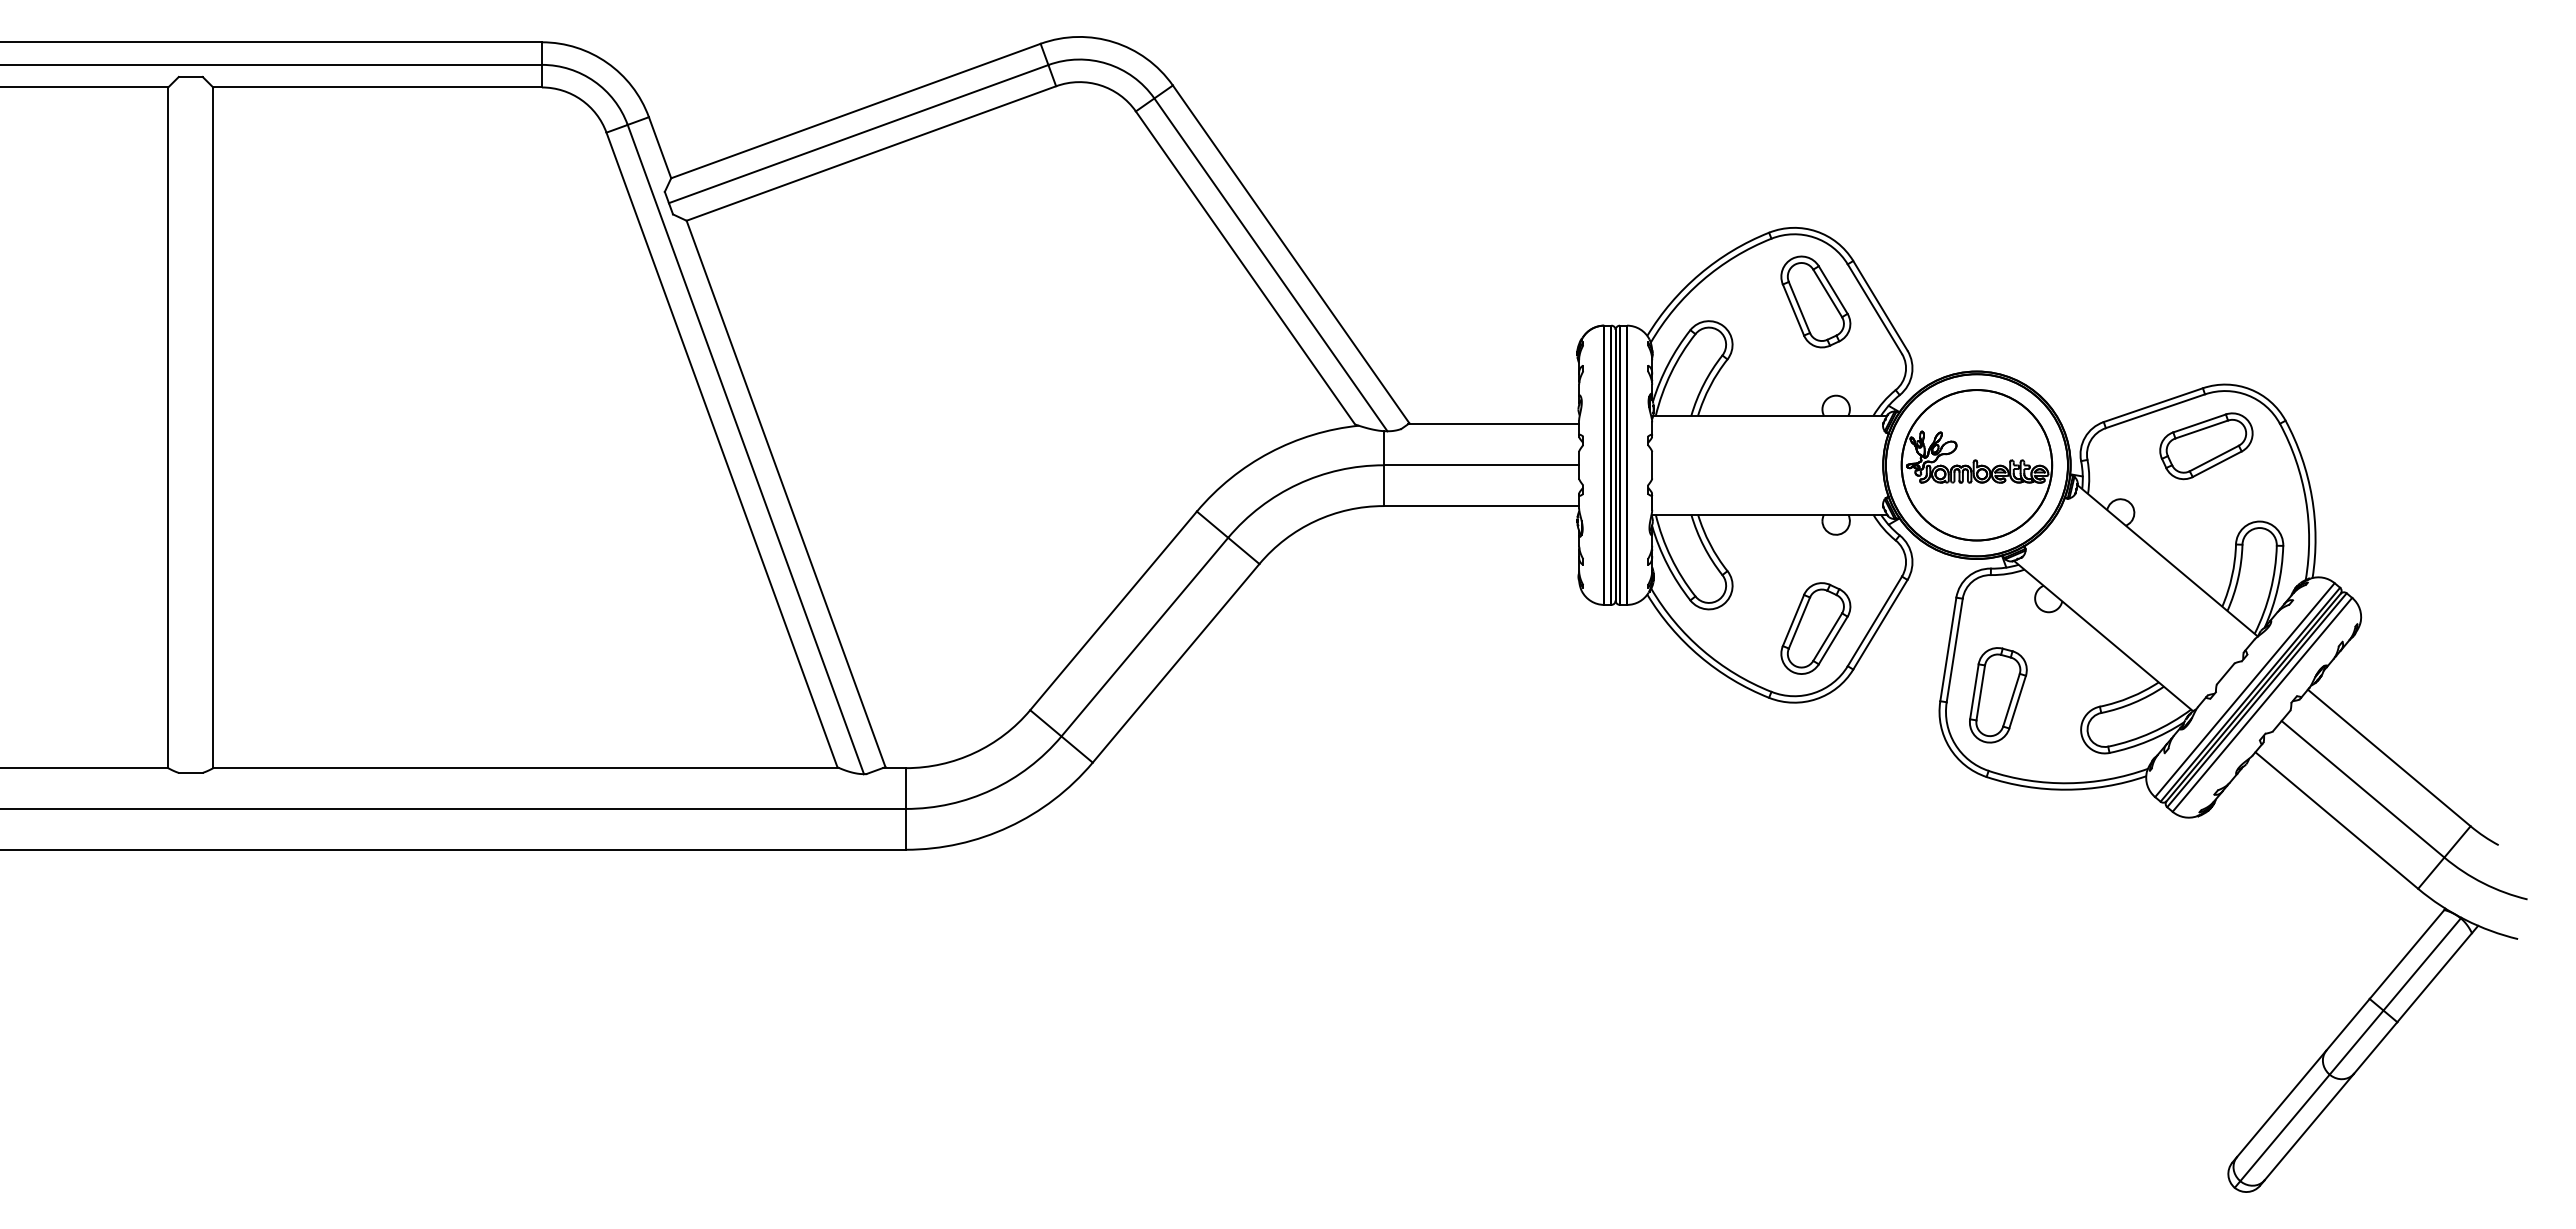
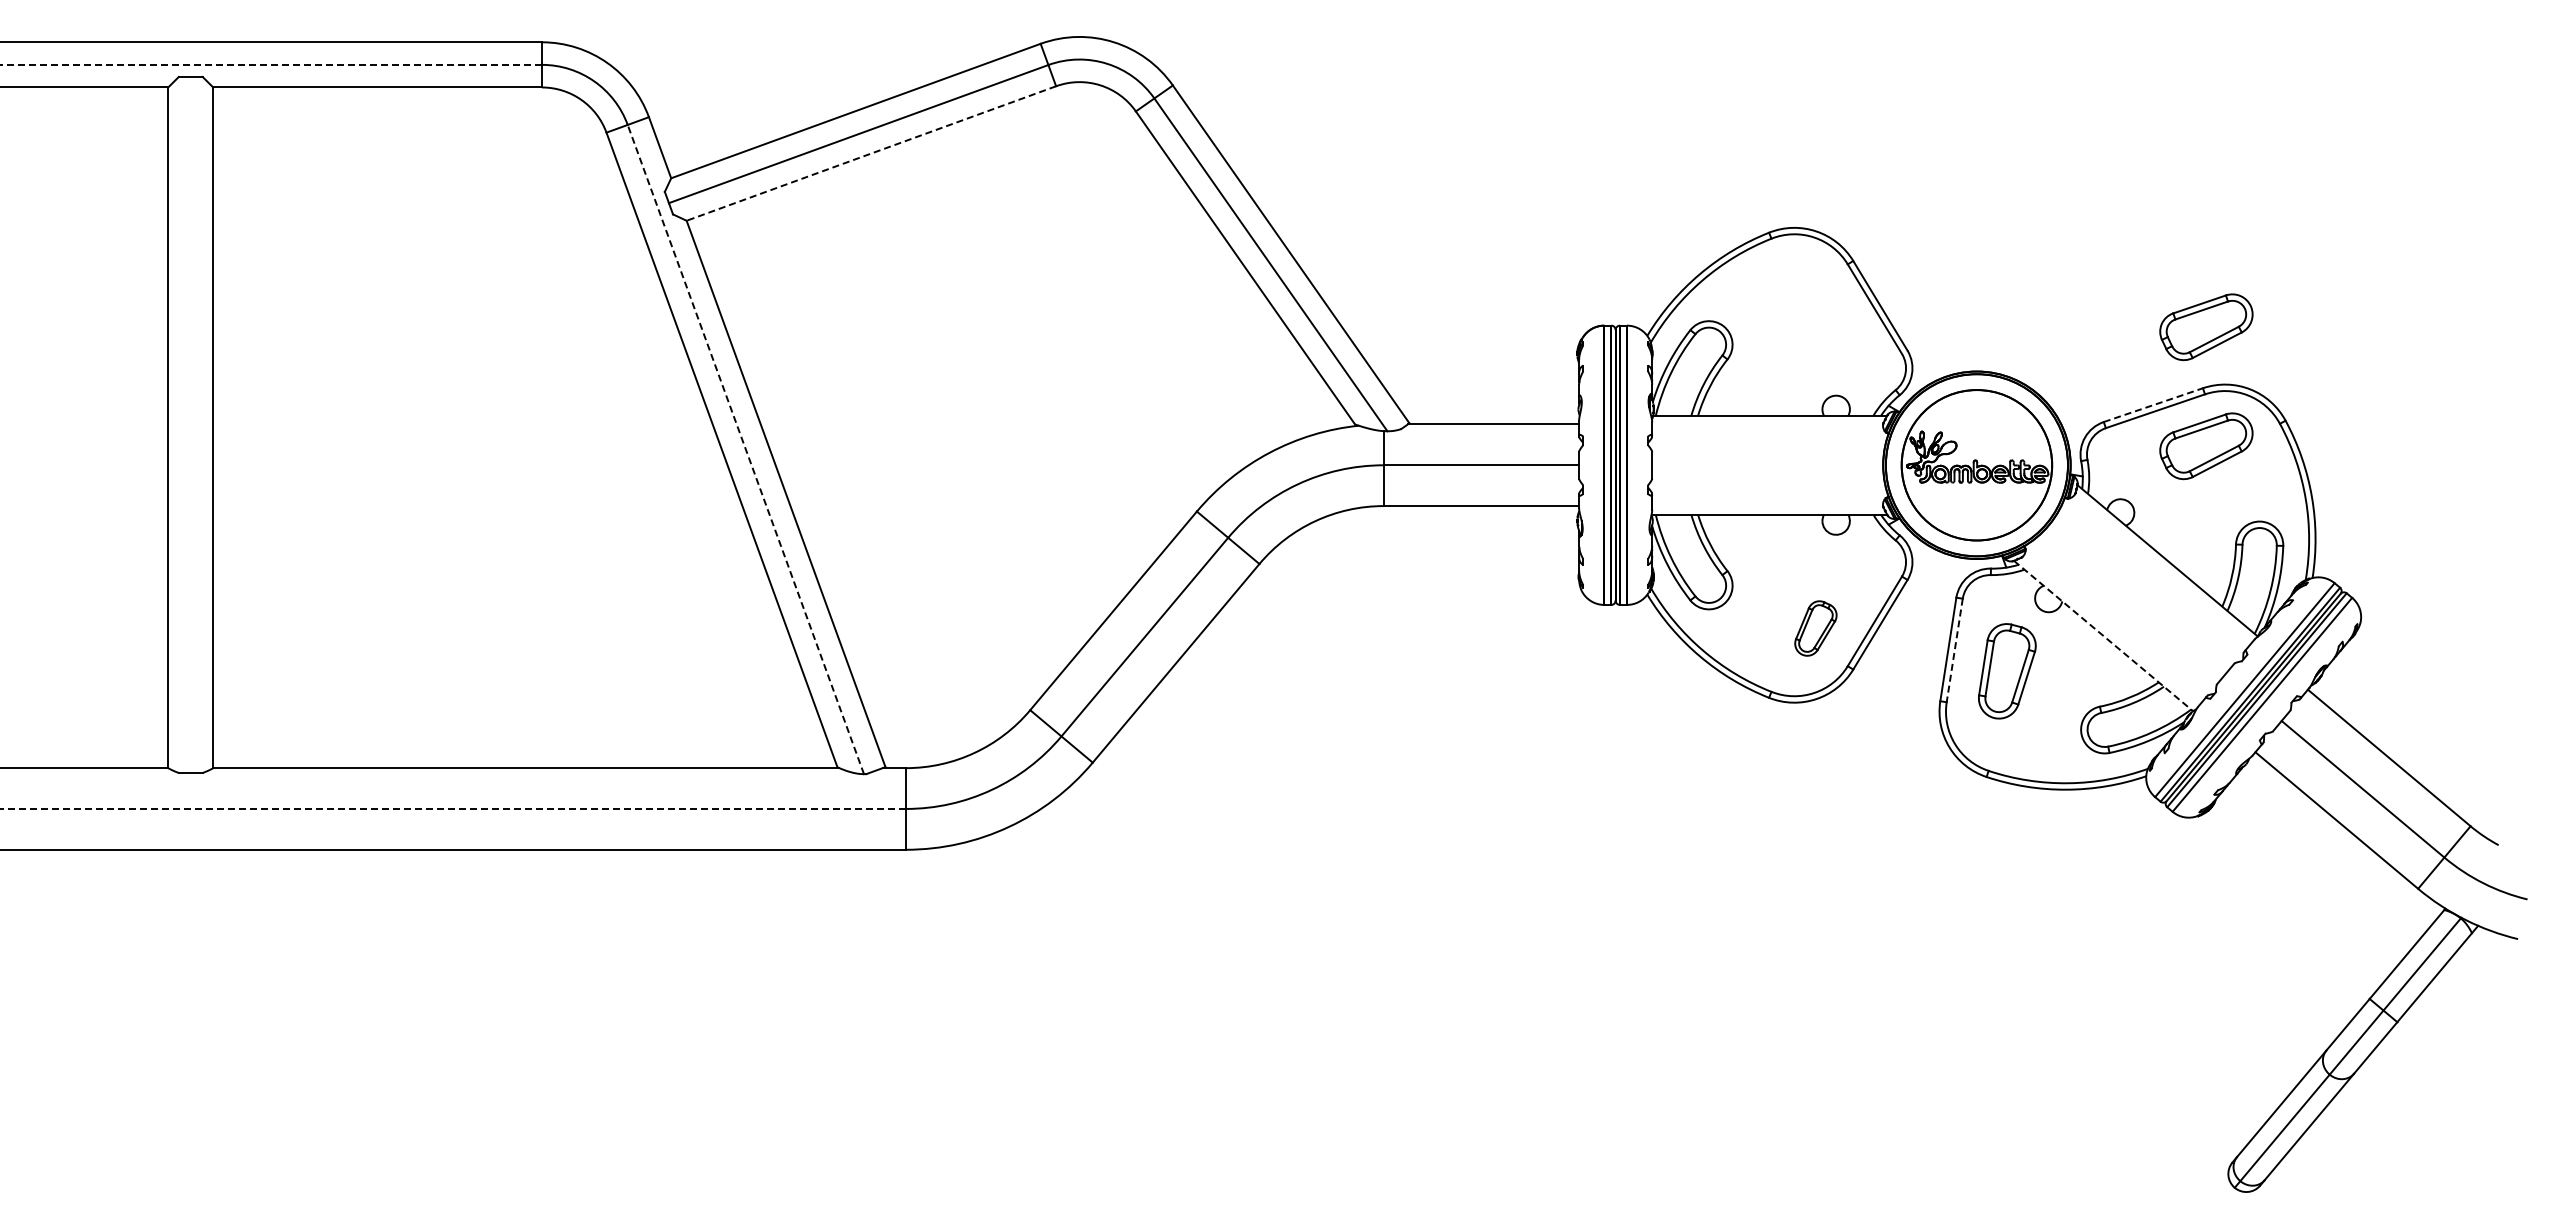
line: solid -> dashed (271, 64)
line: solid -> dashed (871, 153)
part: present -> none (1815, 301)
part: none -> present (2206, 327)
line: solid -> dashed (2153, 405)
line: solid -> dashed (745, 449)
part size: 72x93 px -> 44x57 px (1815, 628)
line: solid -> dashed (2103, 636)
line: solid -> dashed (1954, 650)
part position: (1998, 695) -> (2007, 671) (2007, 671)
line: solid -> dashed (453, 808)
